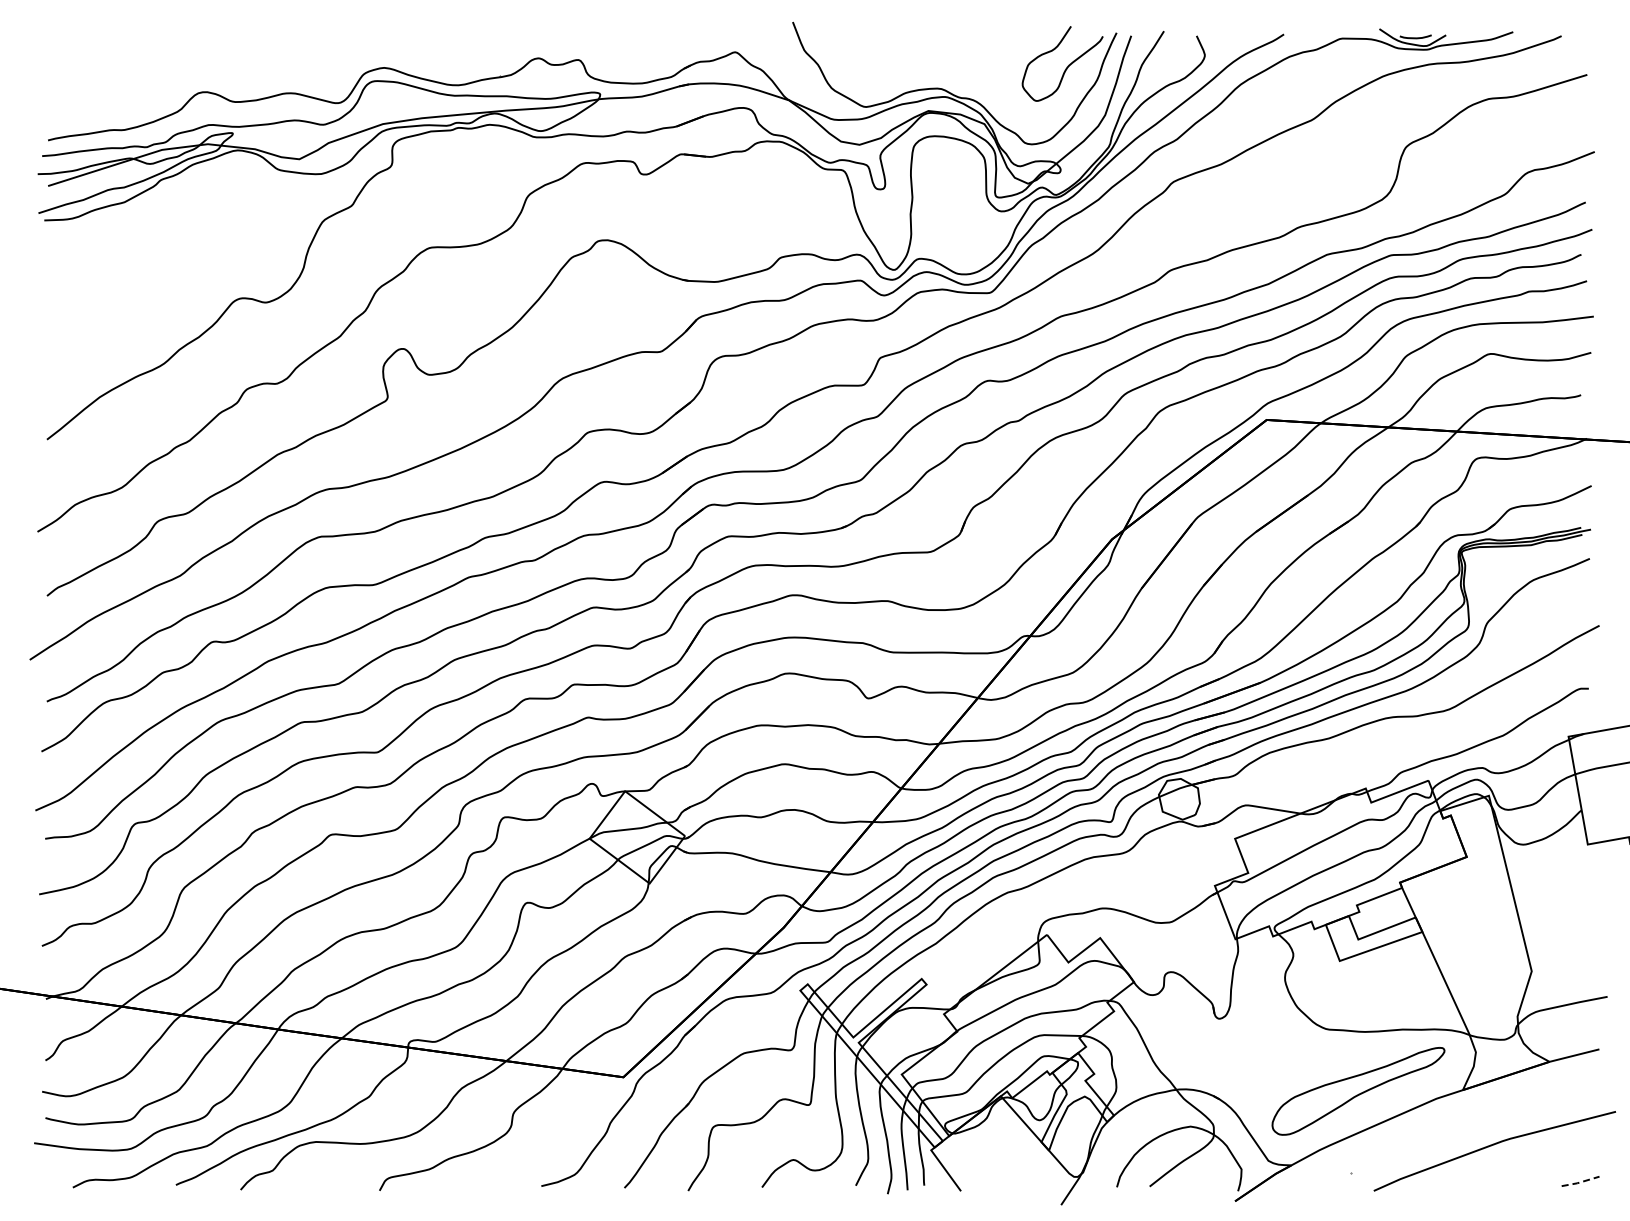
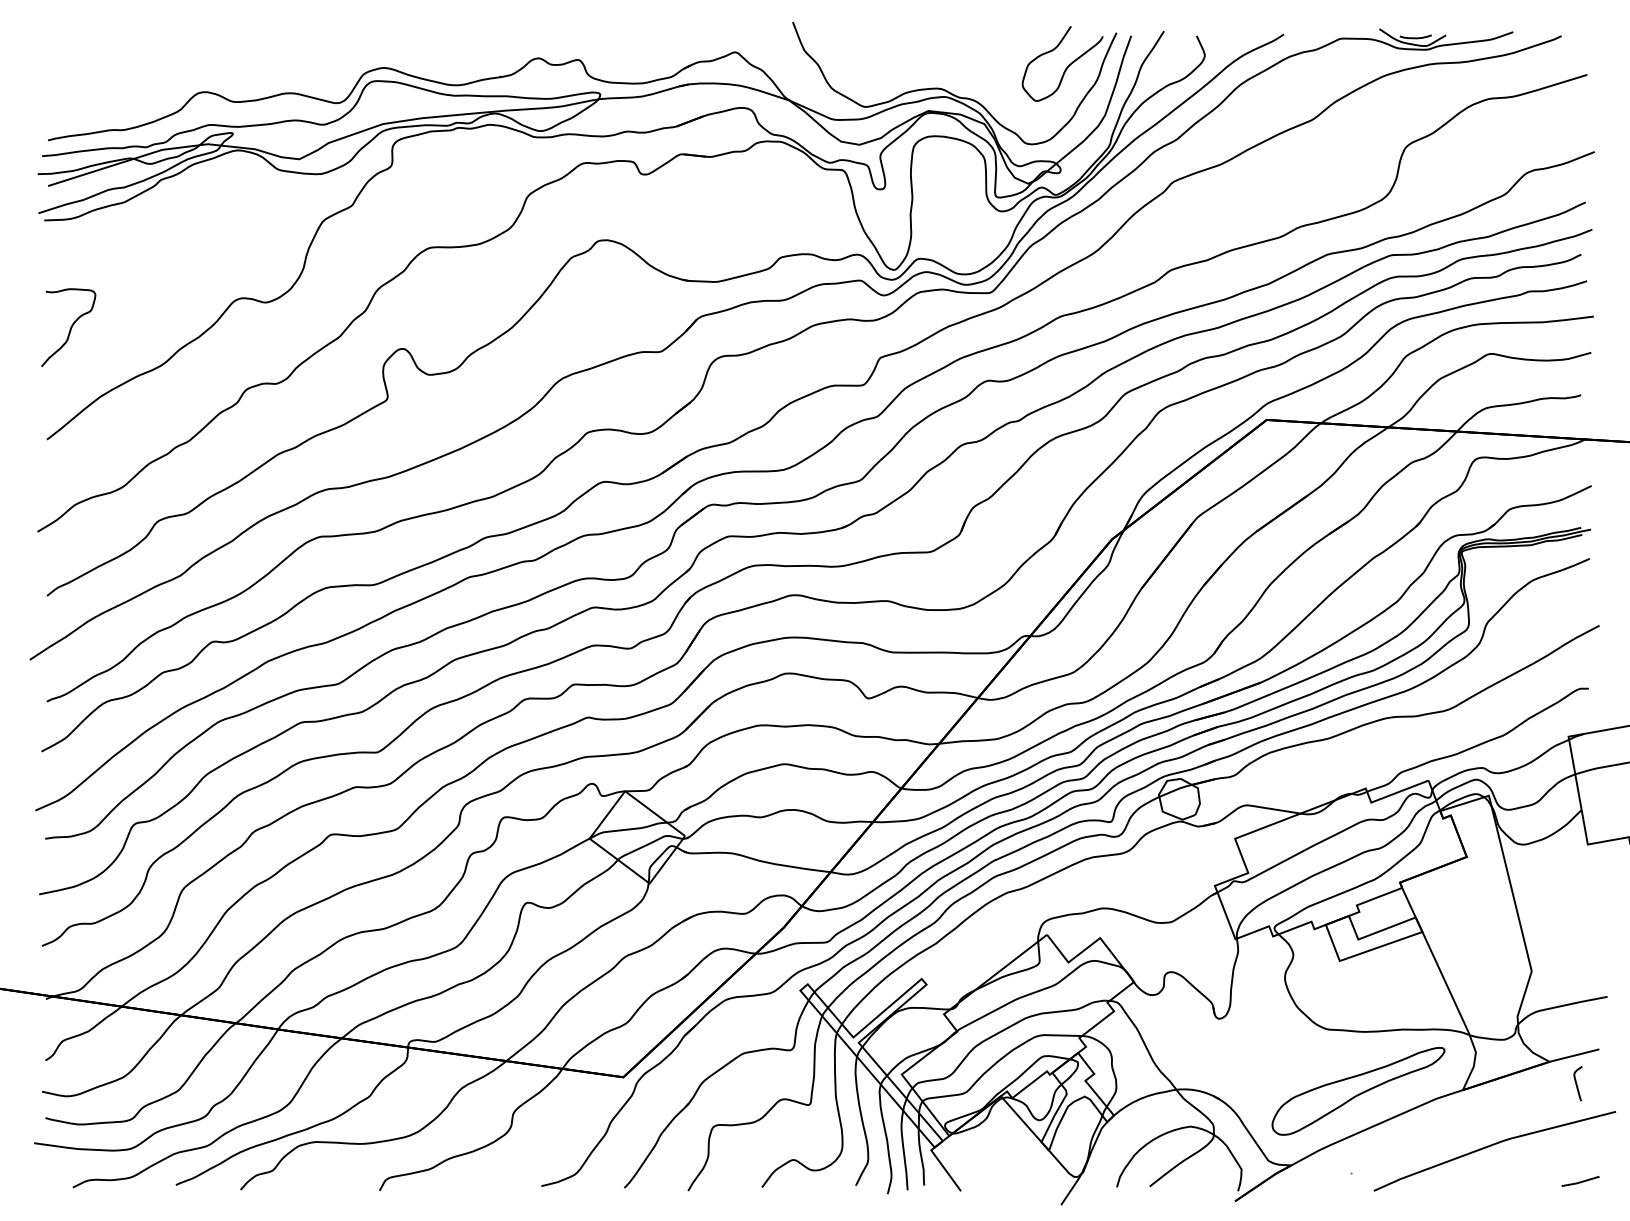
curve: none -> present (70, 327)
curve: none -> present (1577, 1083)
line: dashed -> solid (1580, 1182)
